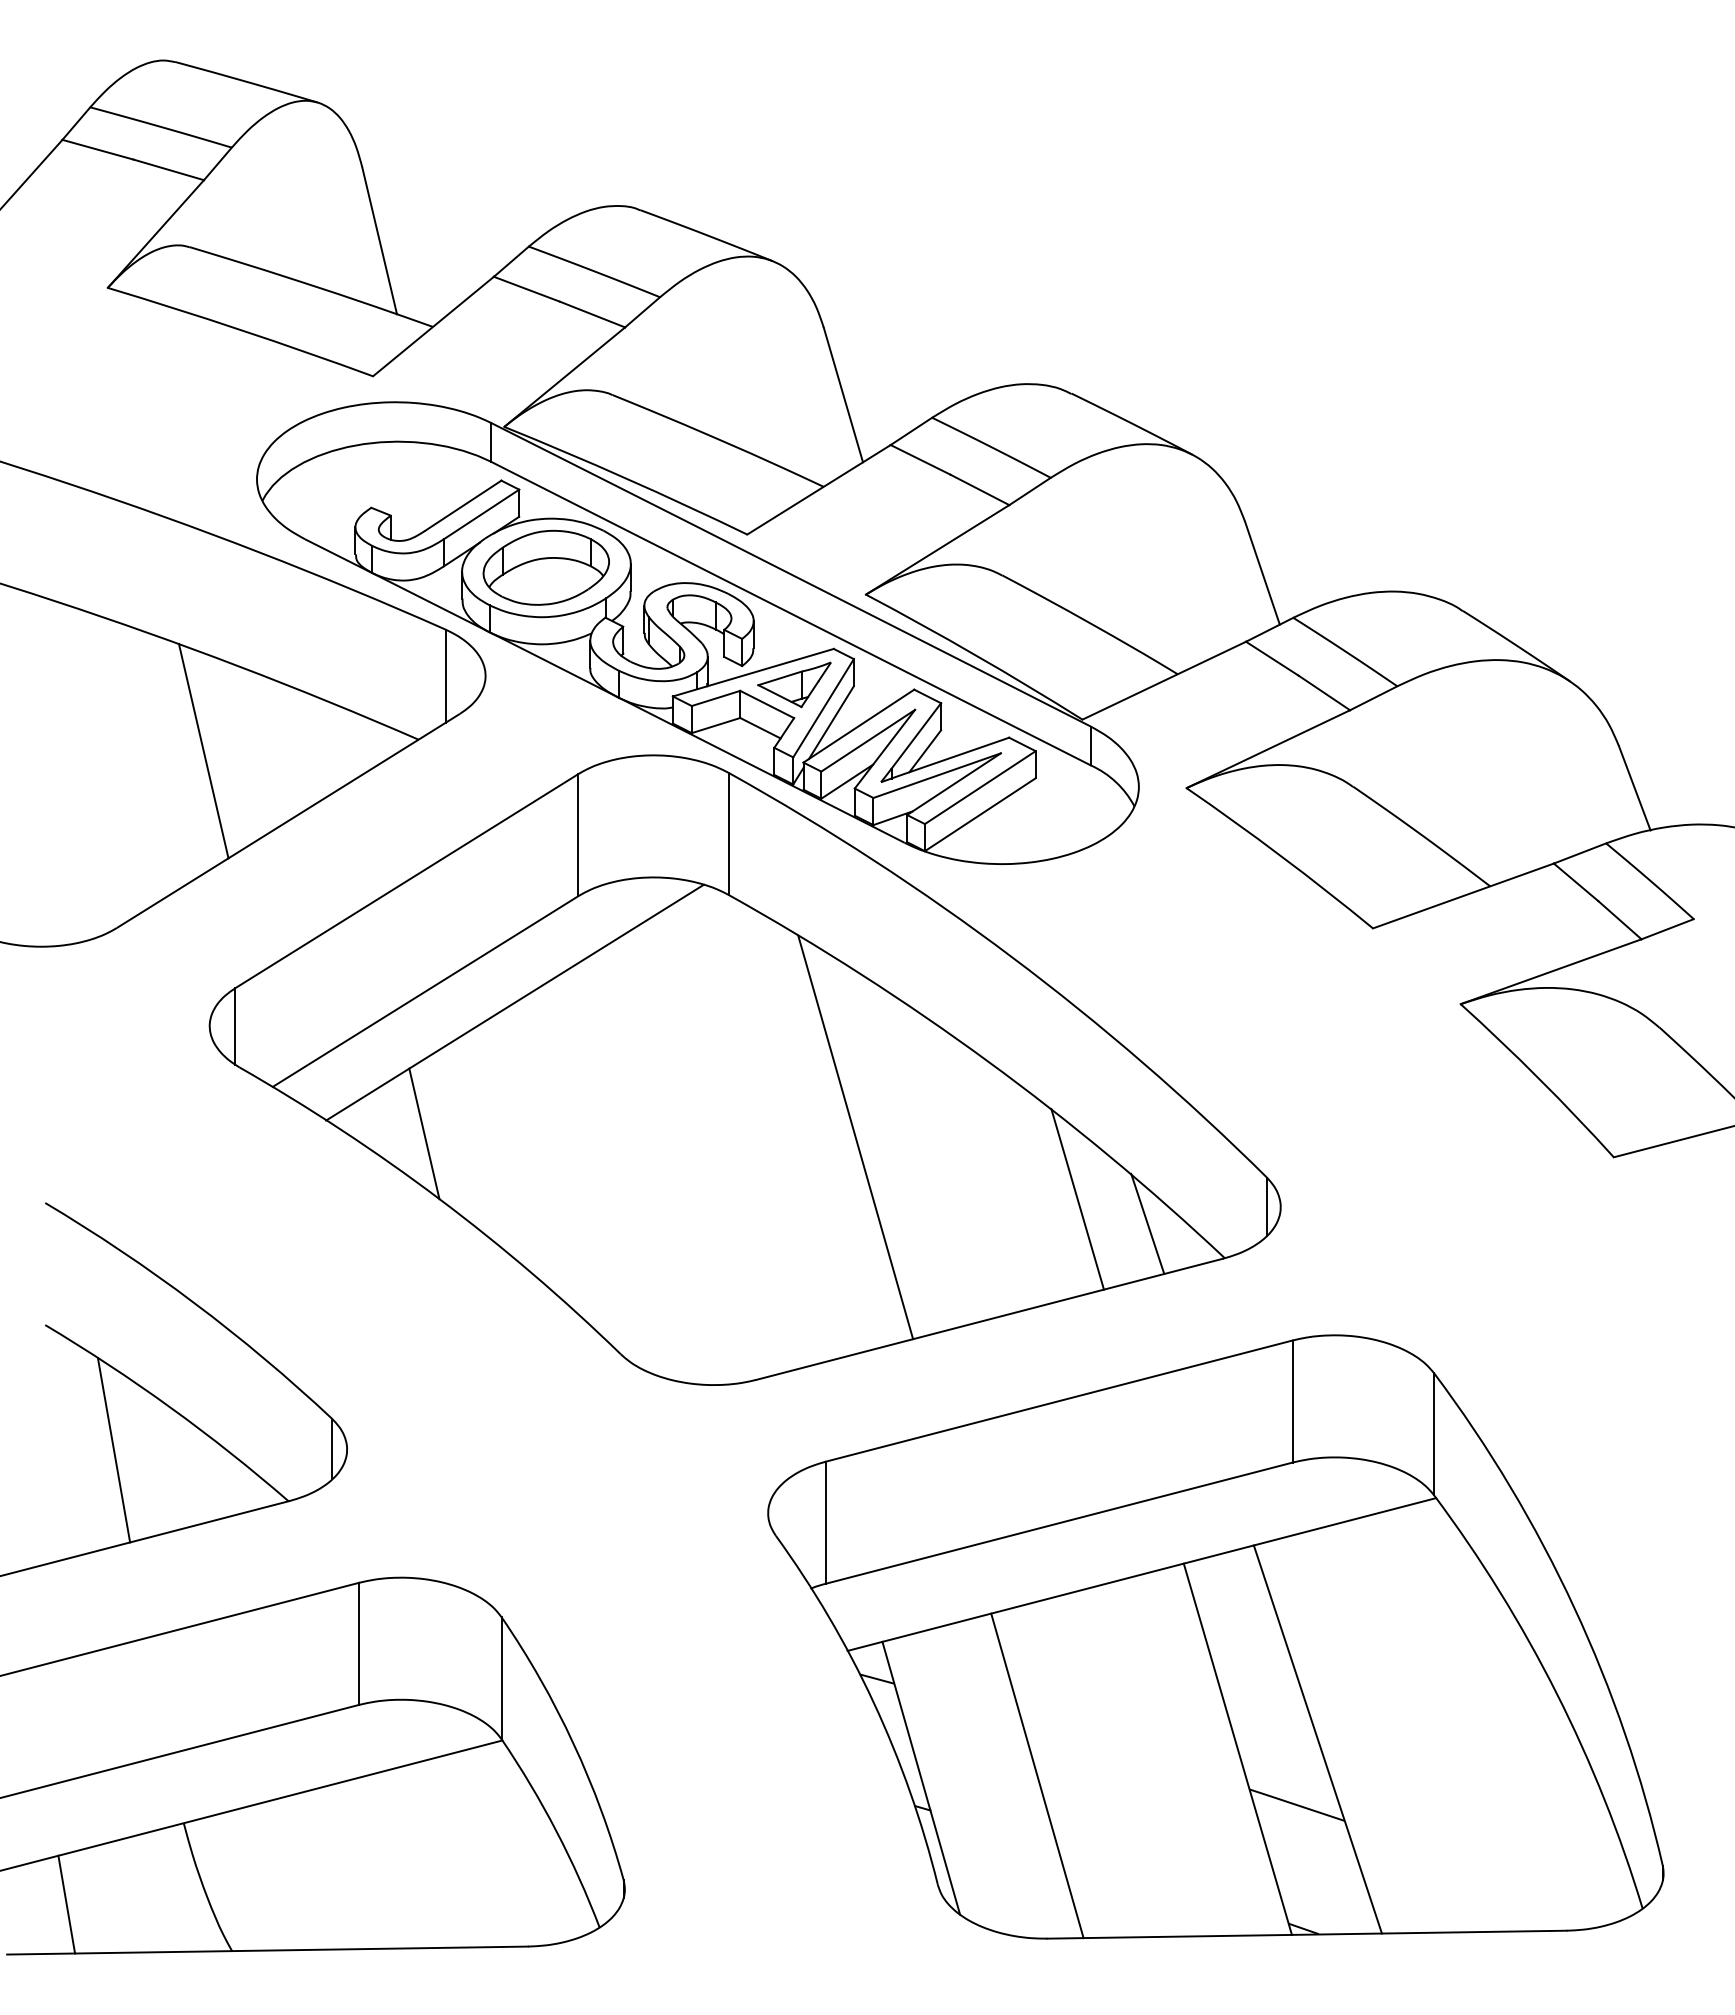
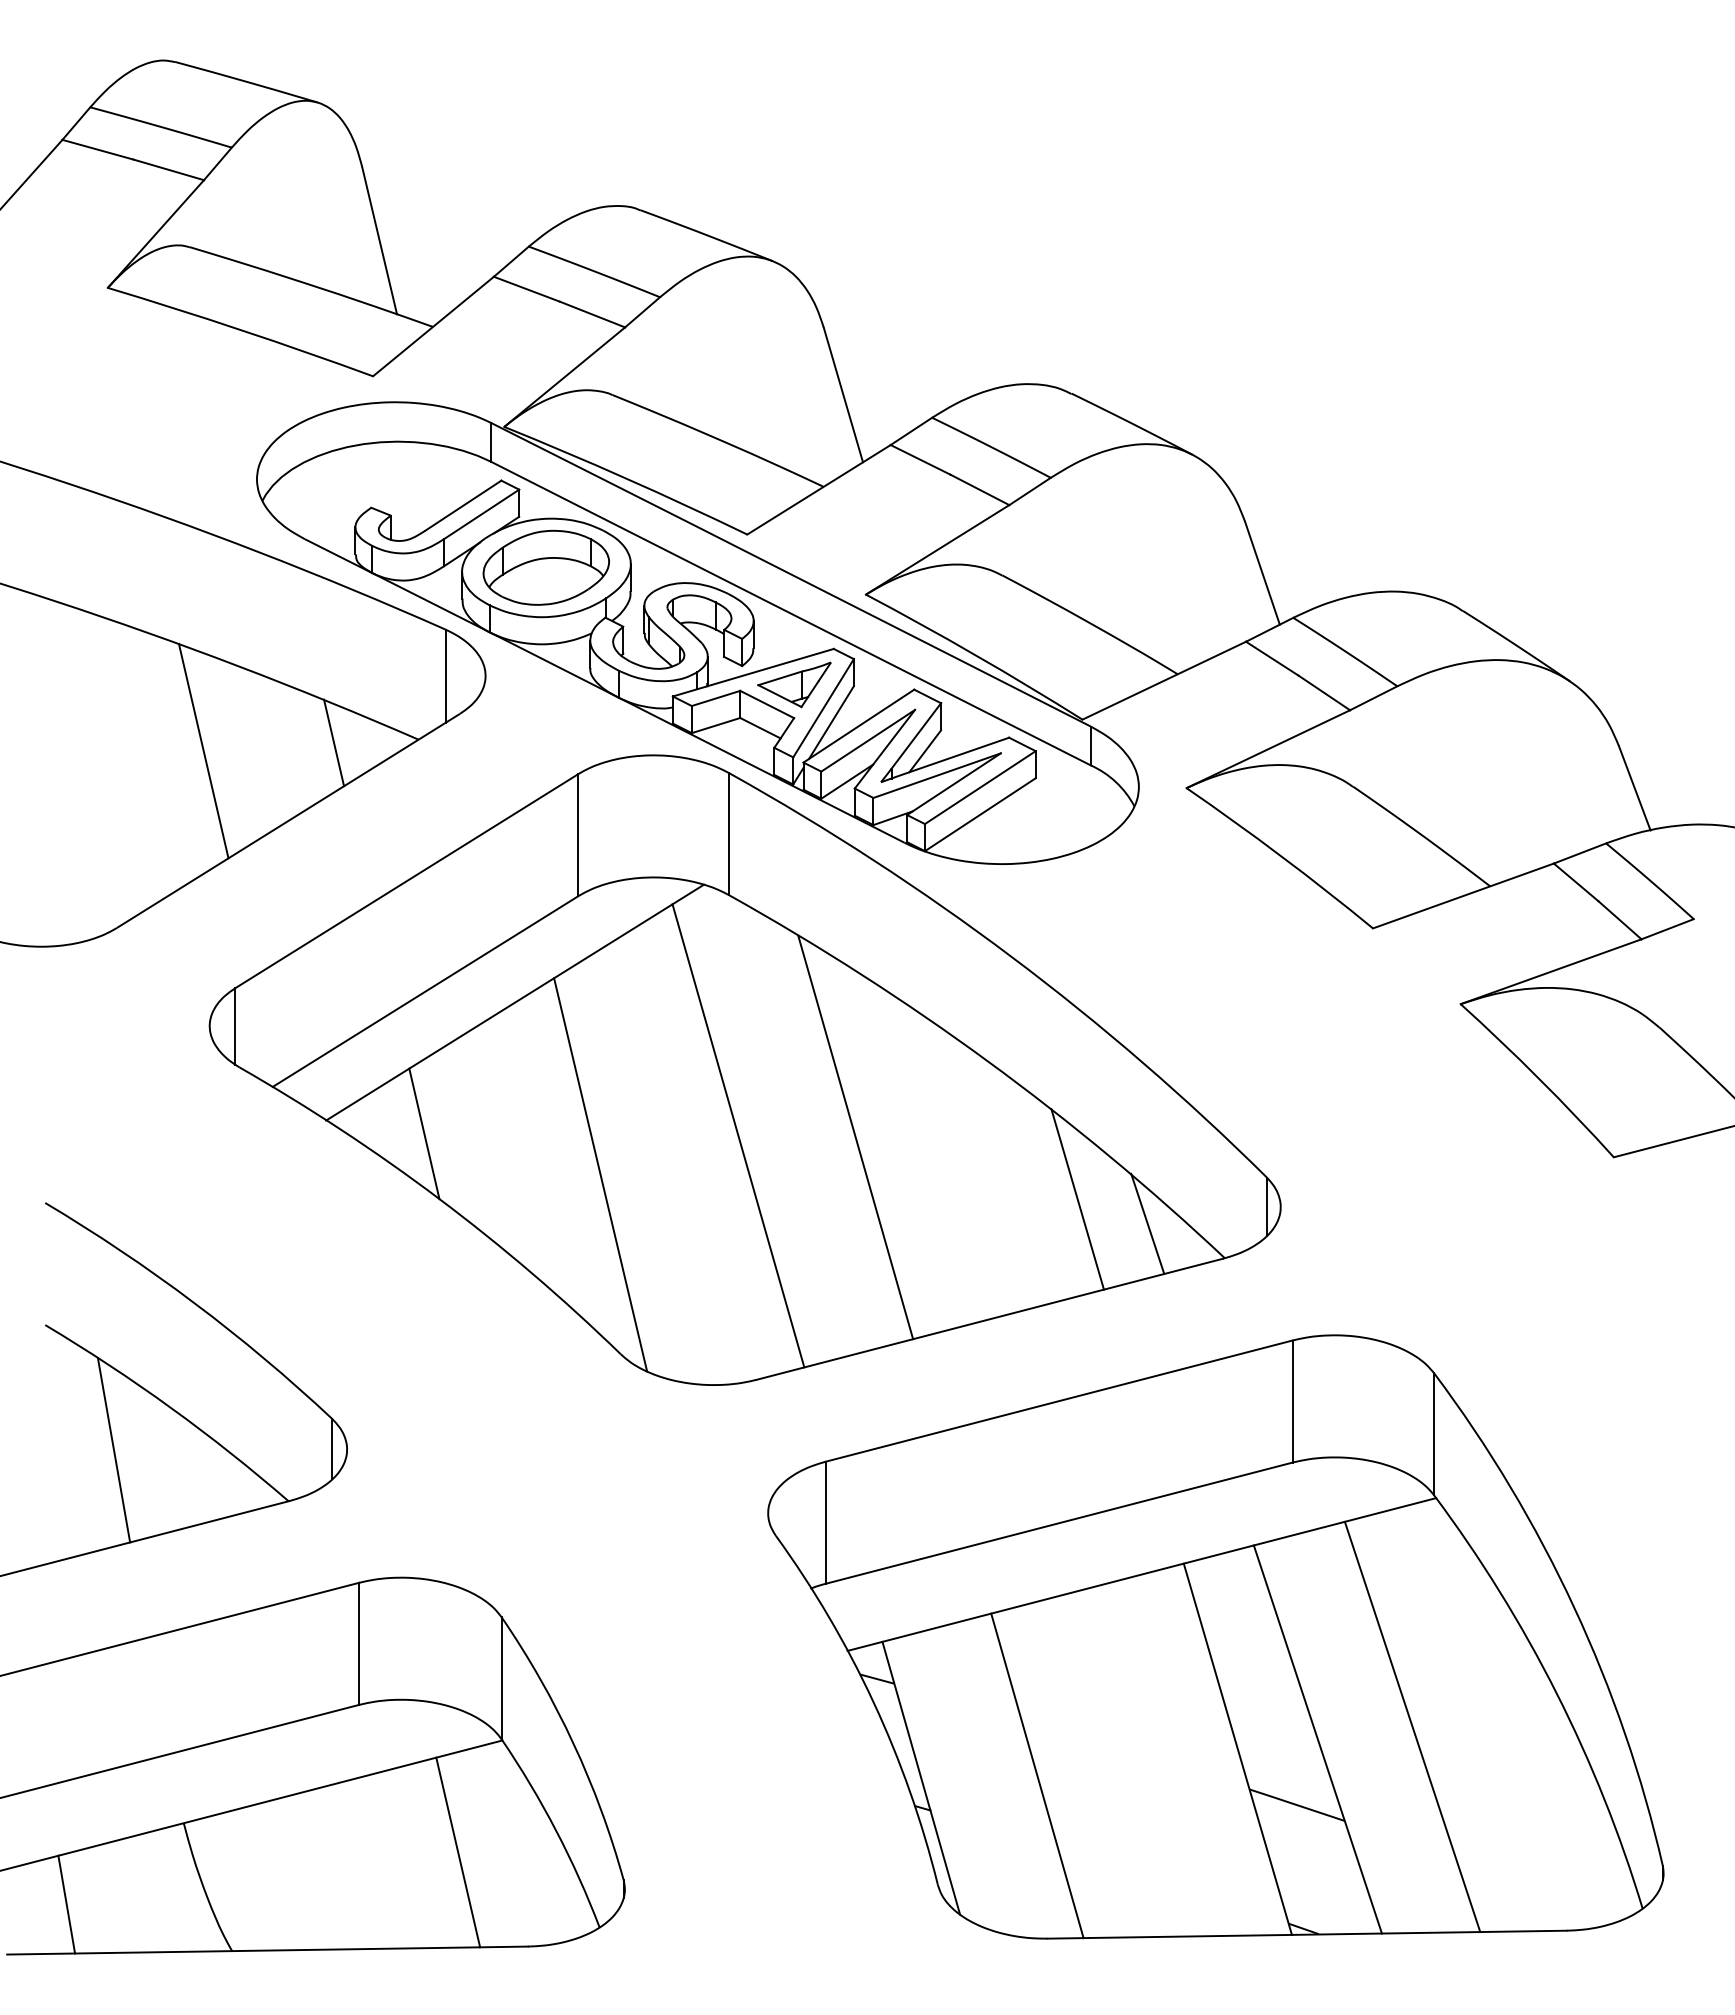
line: none -> present (334, 742)
line: none -> present (738, 1135)
line: none -> present (600, 1174)
line: none -> present (1412, 1726)
line: none -> present (458, 1852)
